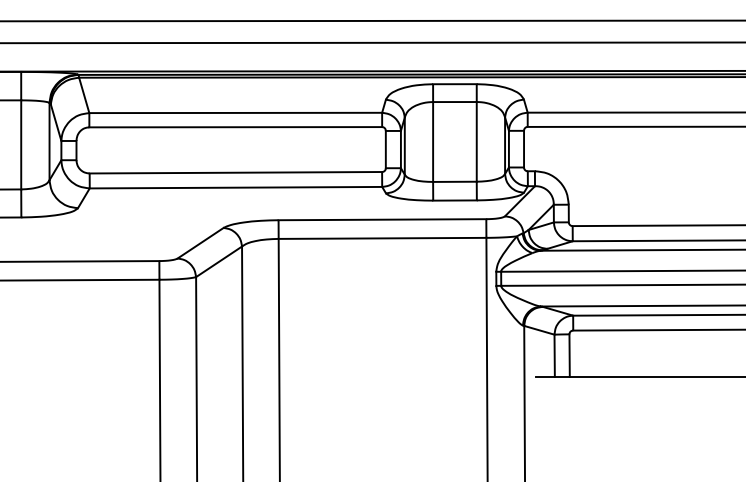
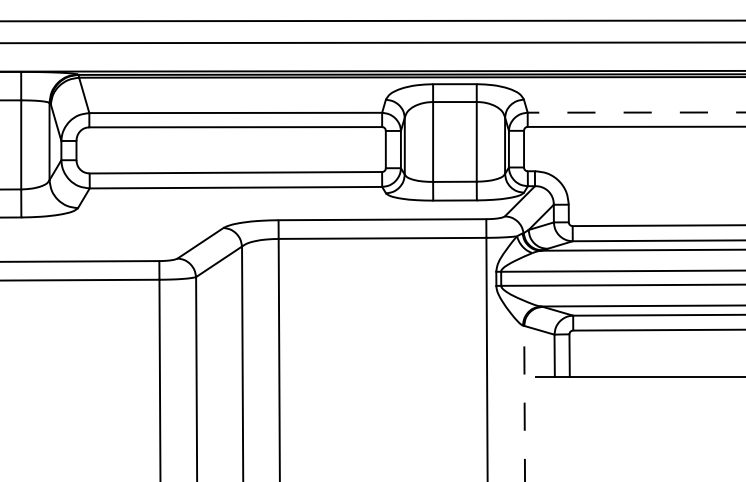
line: solid -> dashed (636, 112)
line: solid -> dashed (524, 403)
